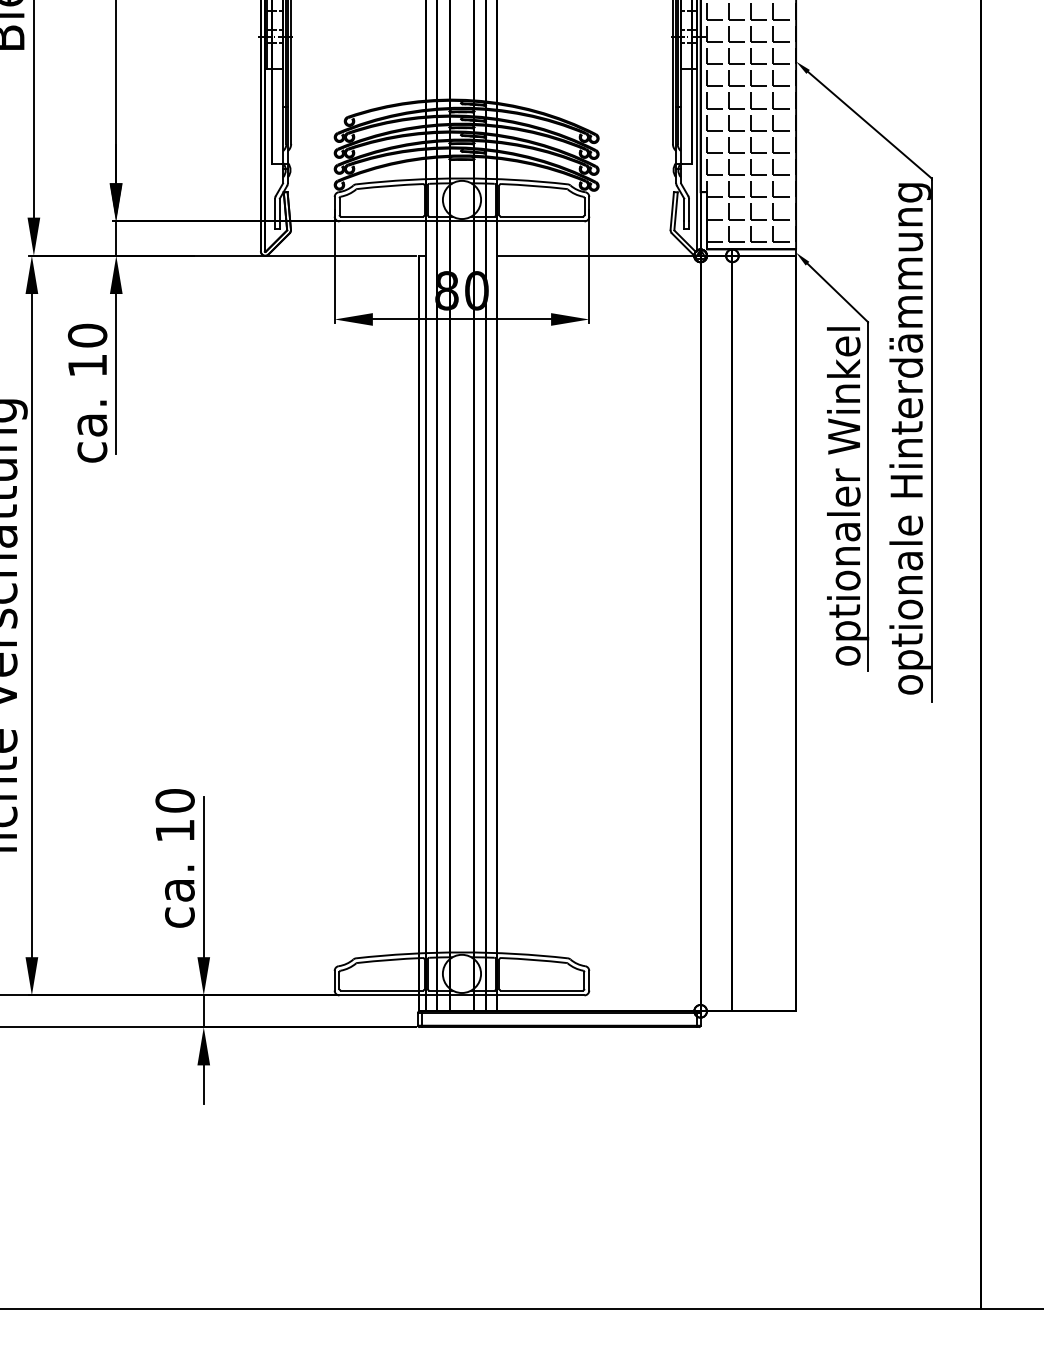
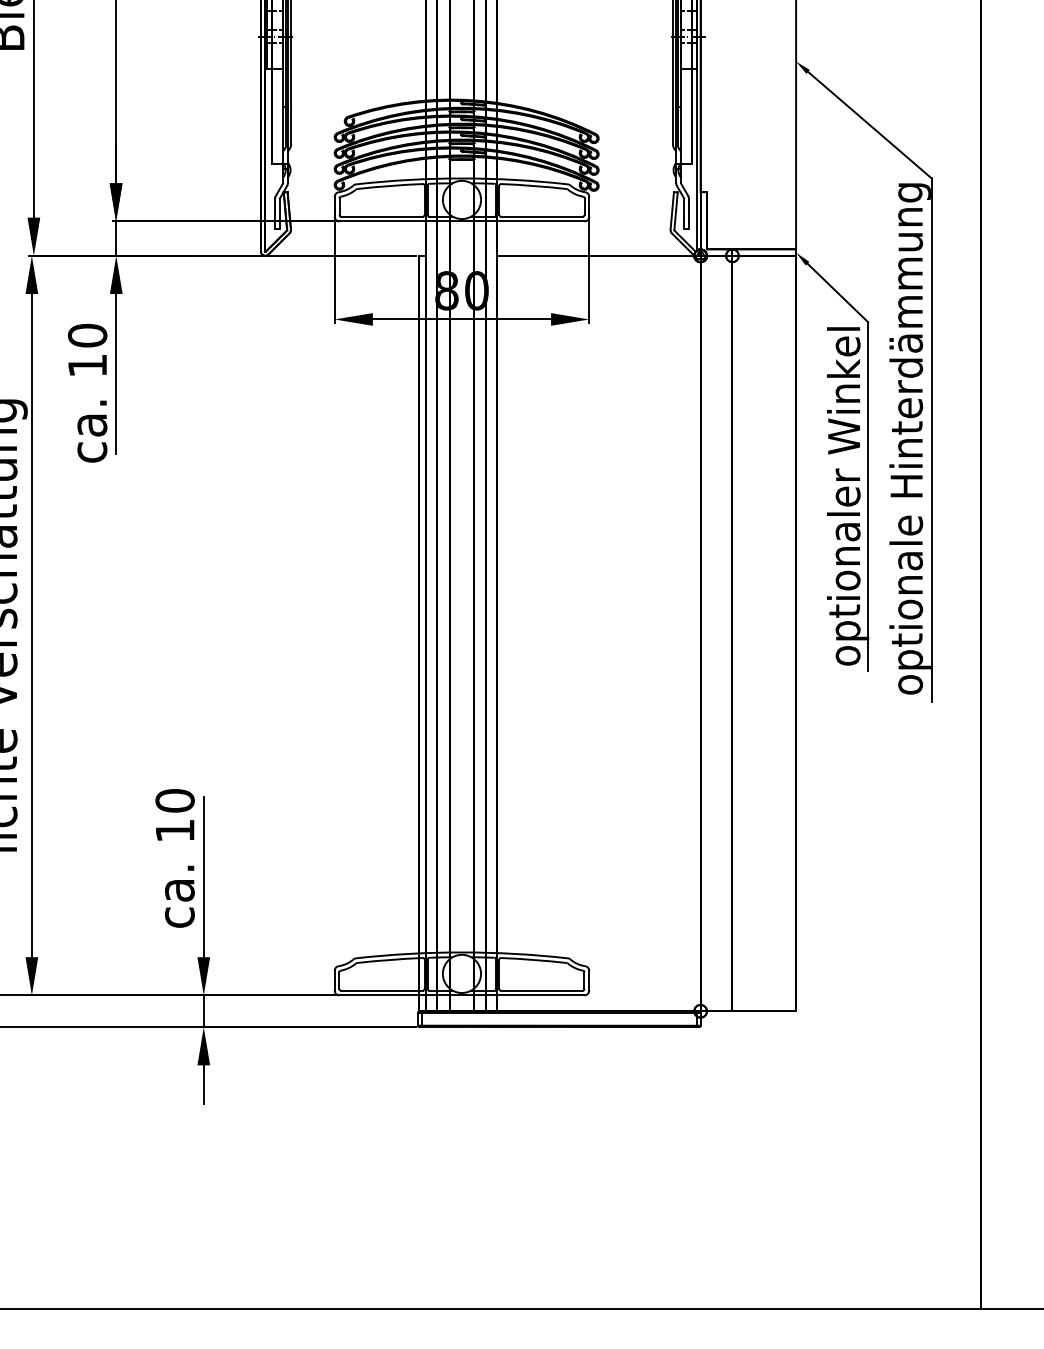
hatch: present -> none (748, 126)
